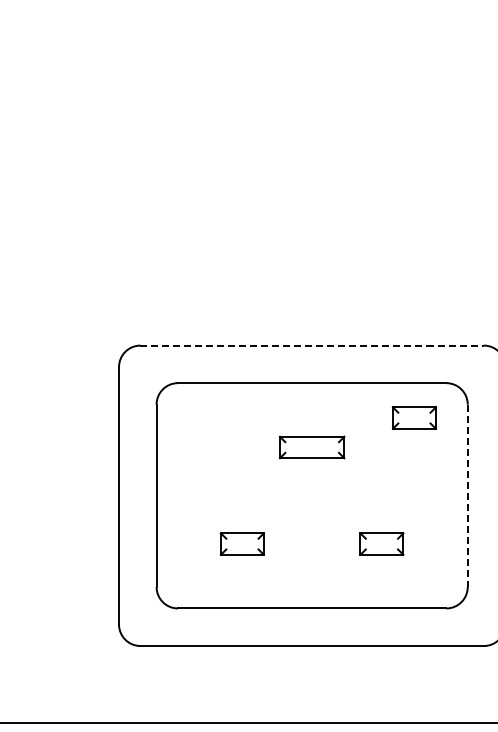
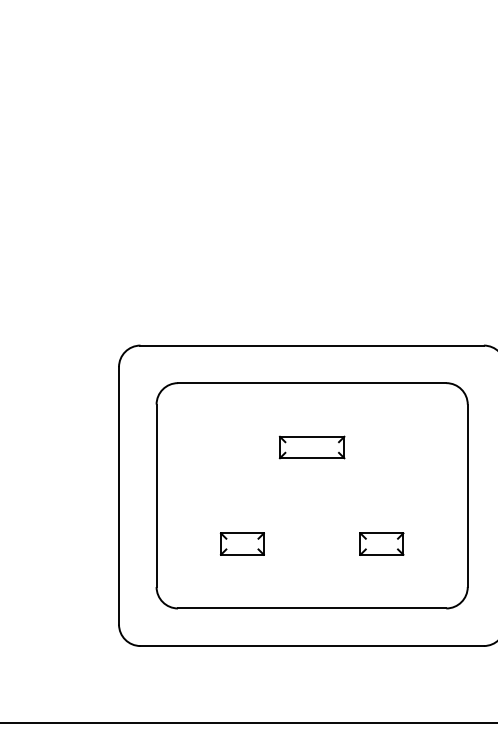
line: dashed -> solid (312, 345)
part: present -> none (413, 417)
line: dashed -> solid (467, 496)
